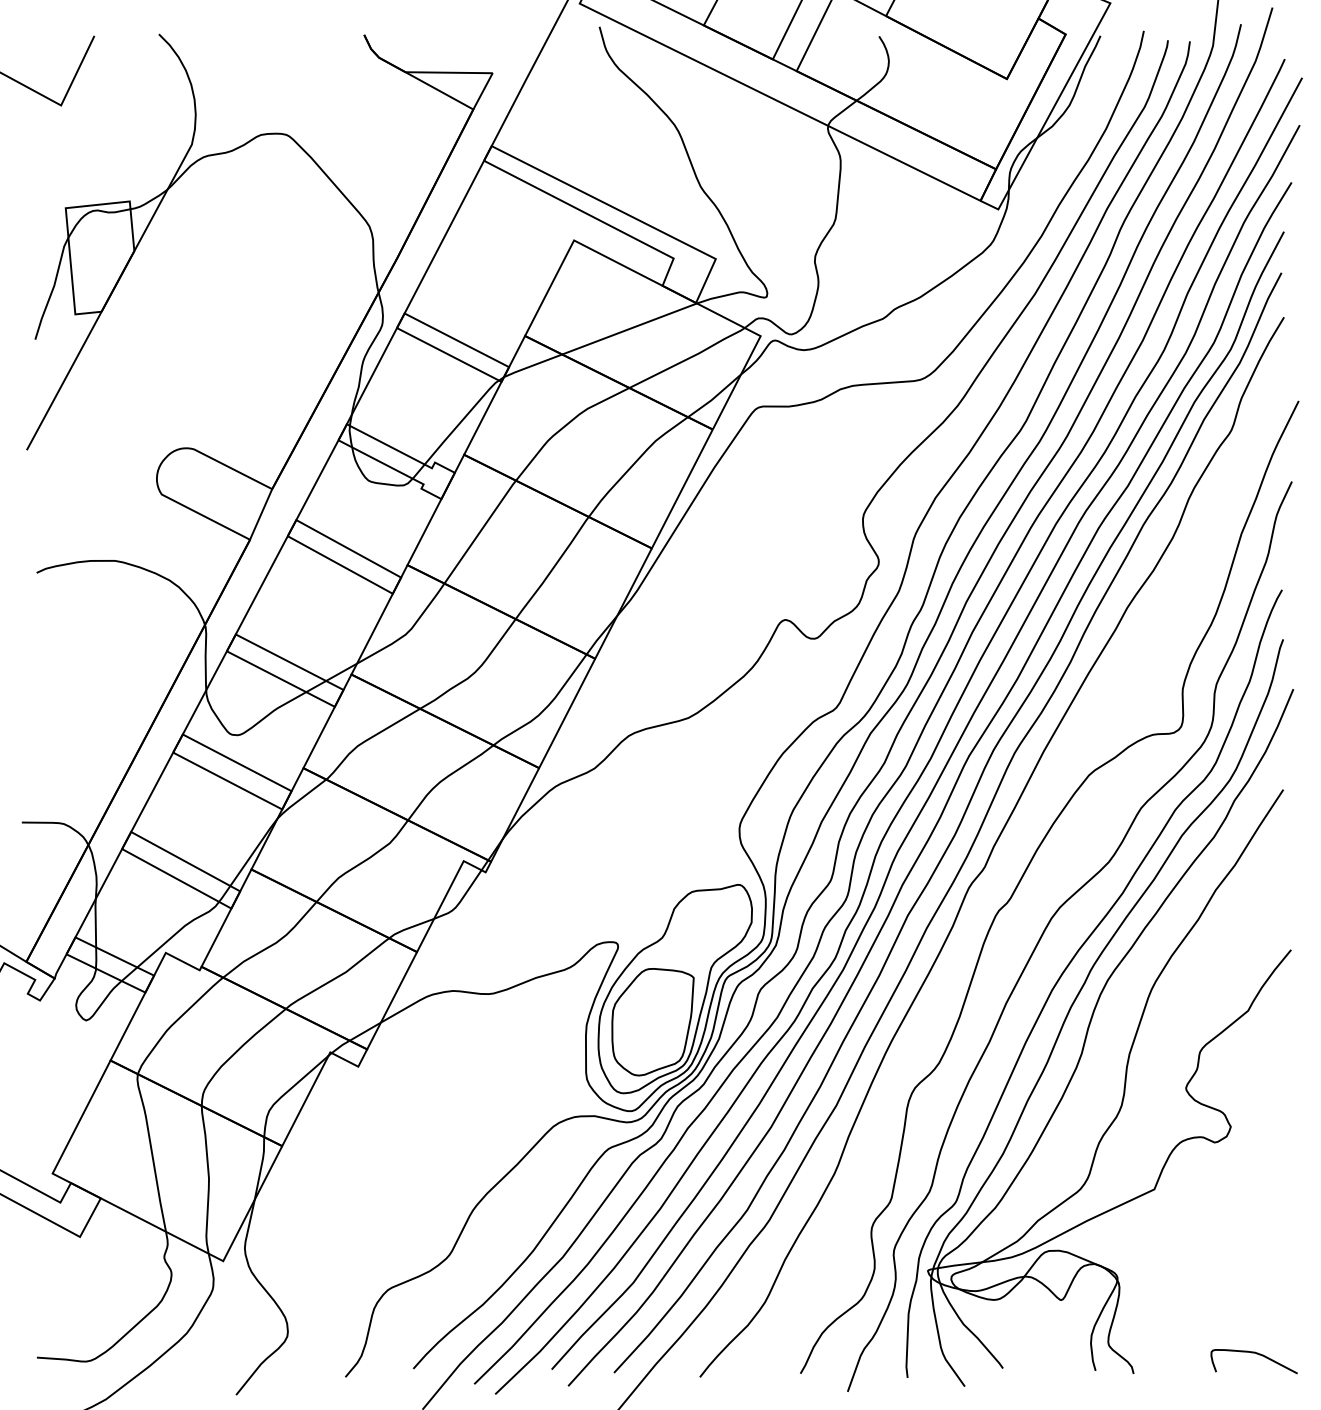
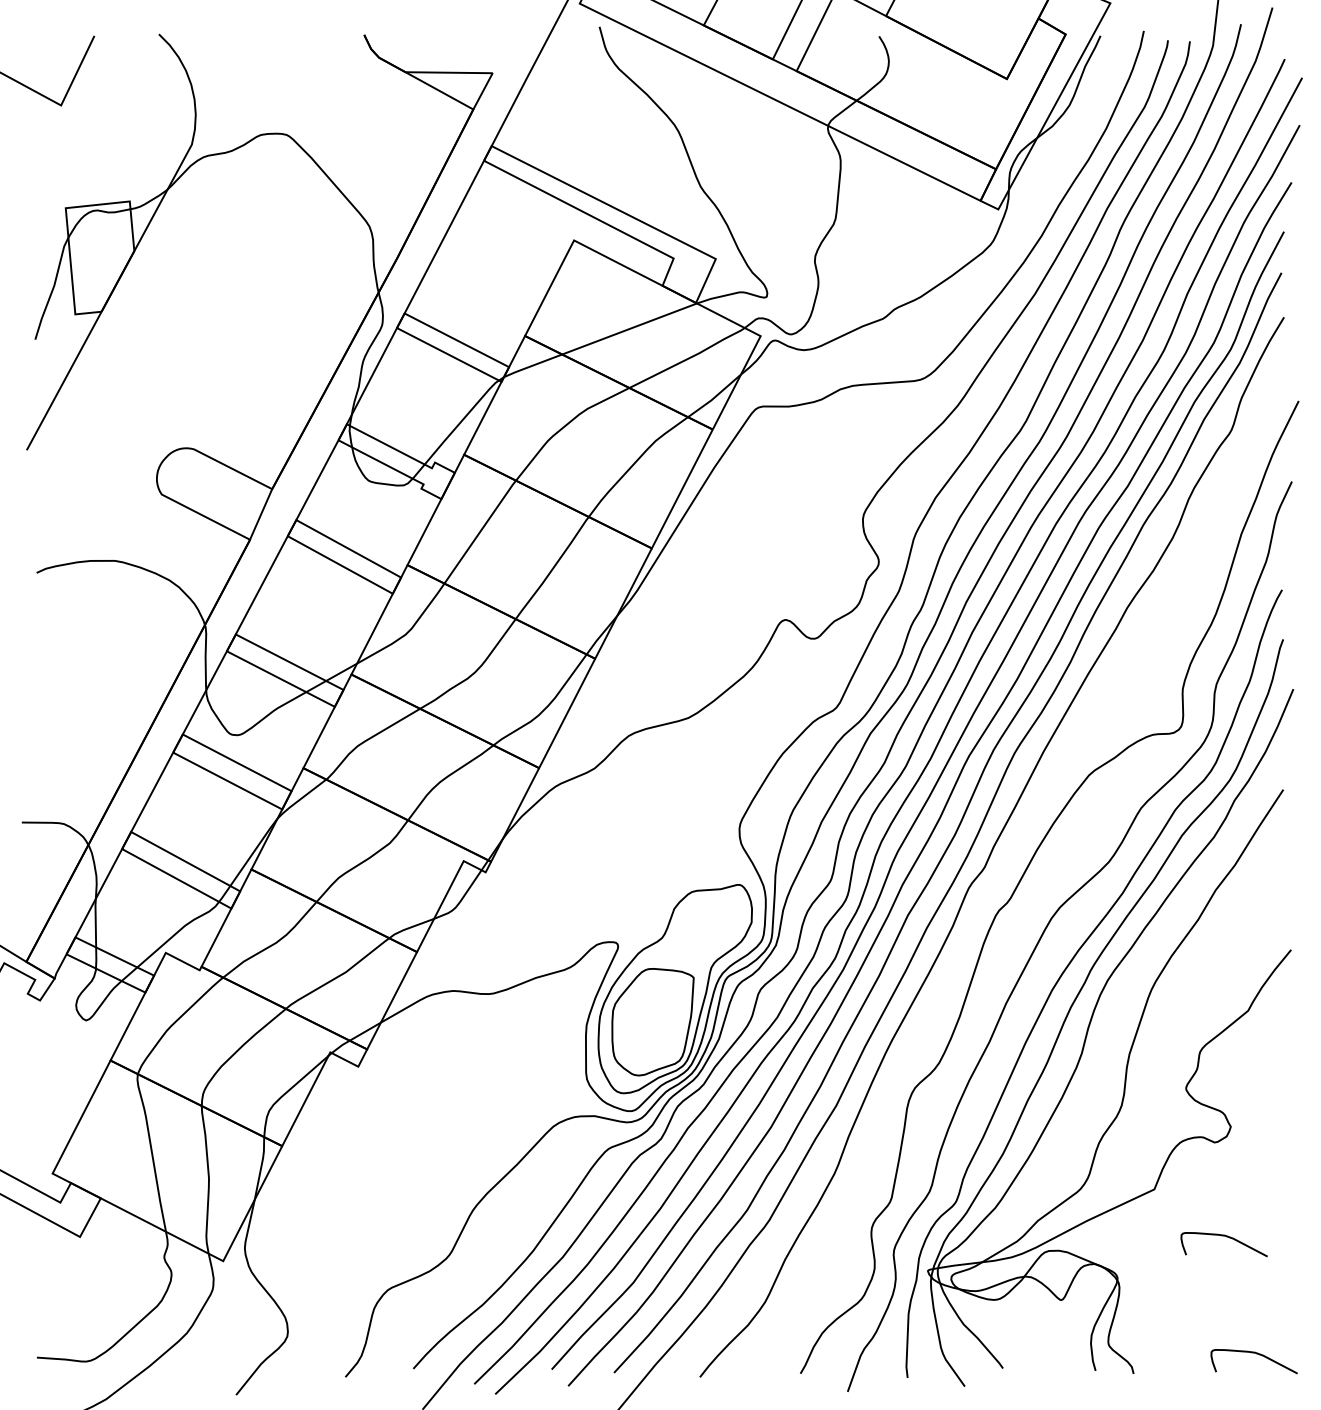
curve: none -> present (1226, 1237)
